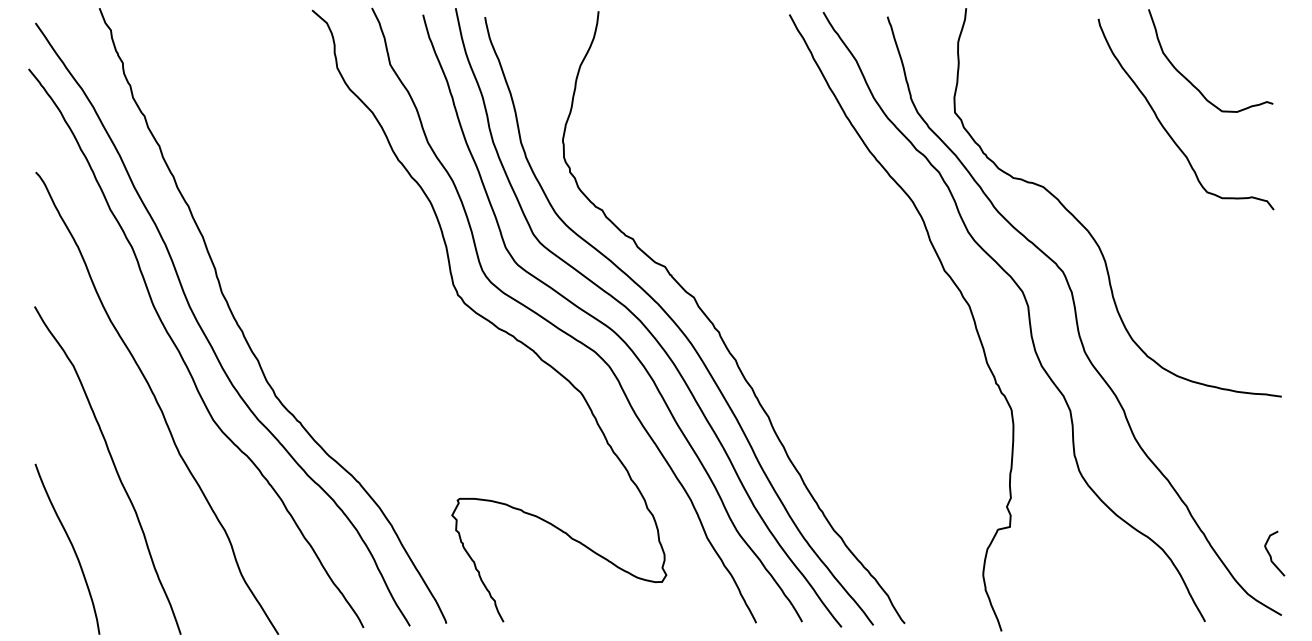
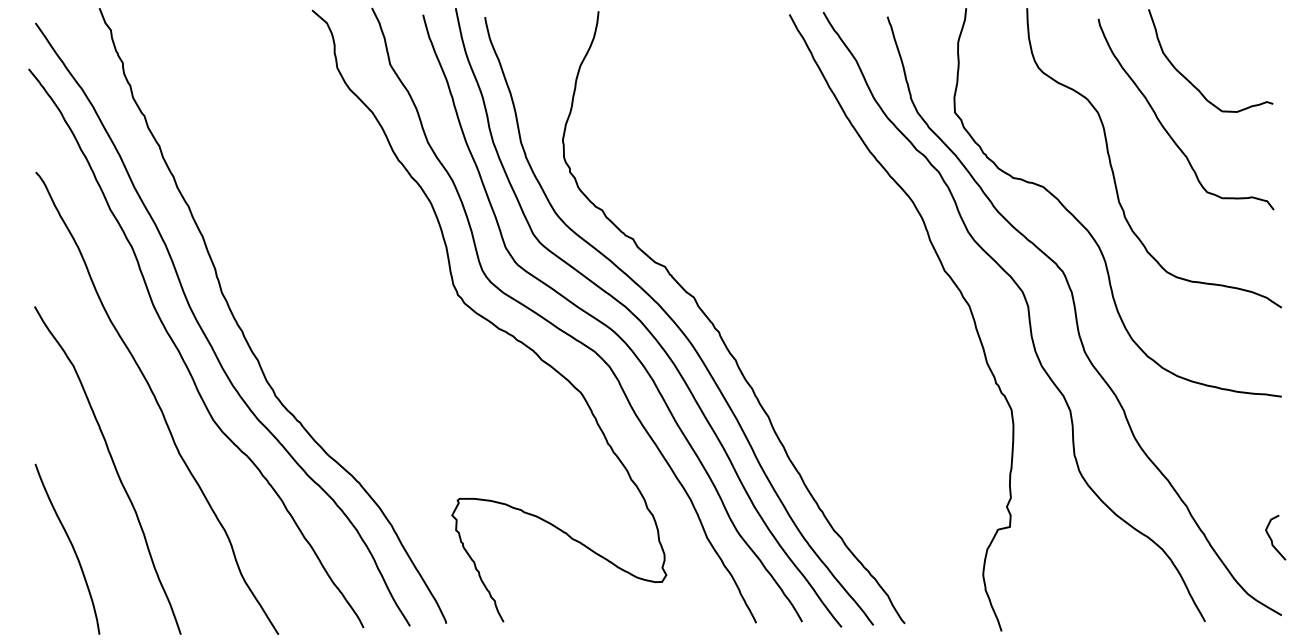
curve: none -> present (1113, 170)
curve position: (1271, 555) -> (1272, 539) (1272, 539)
